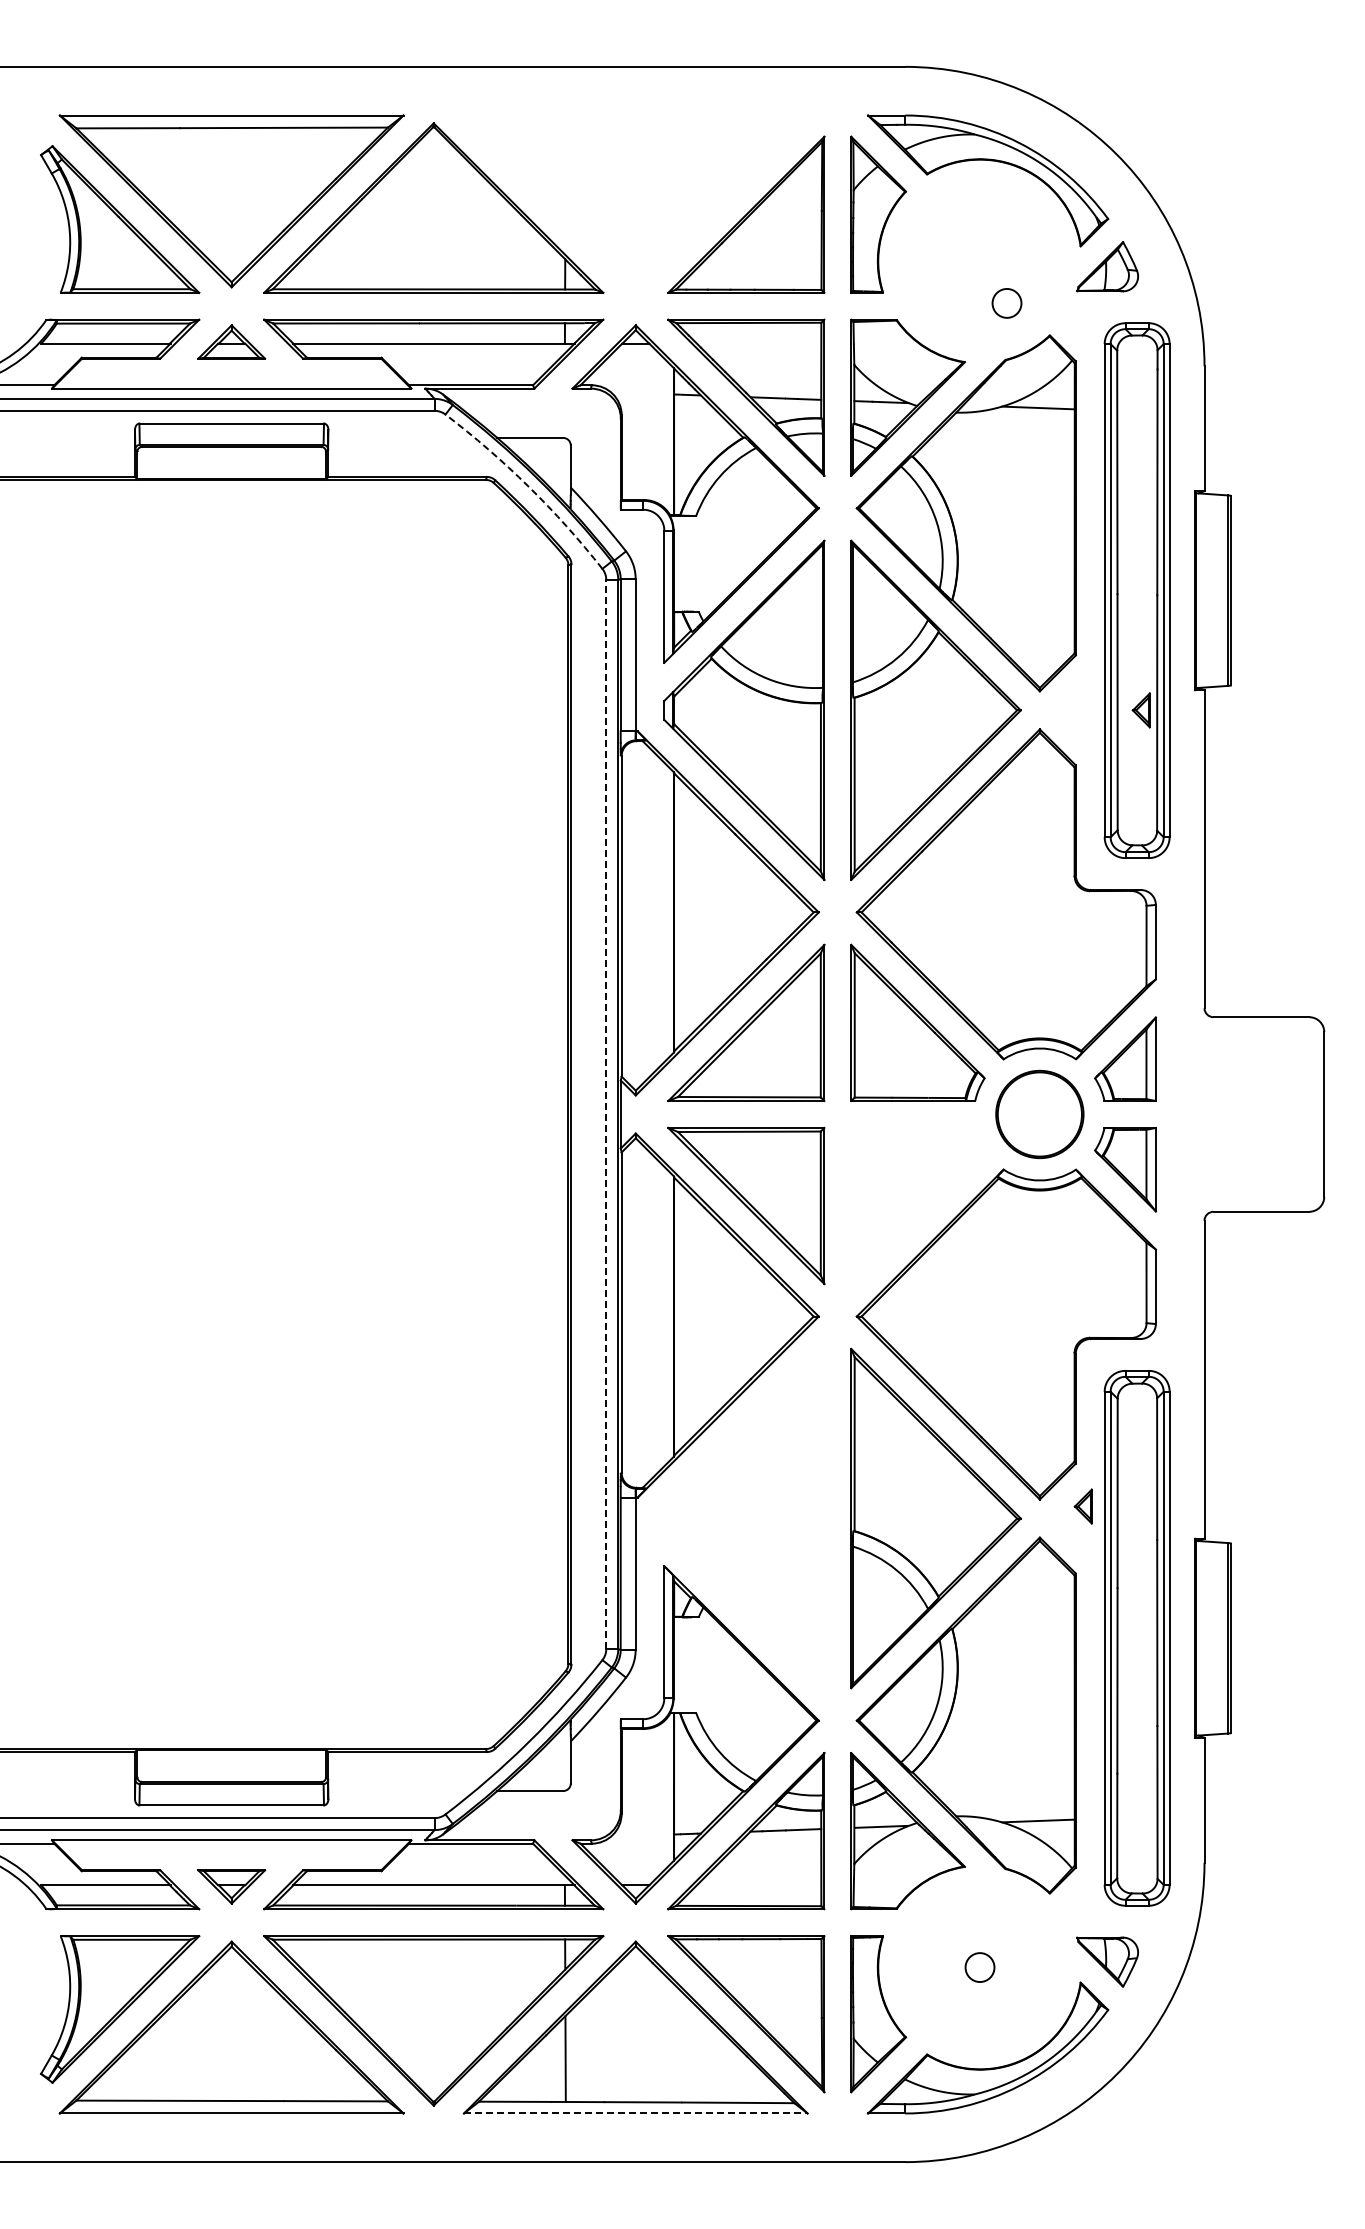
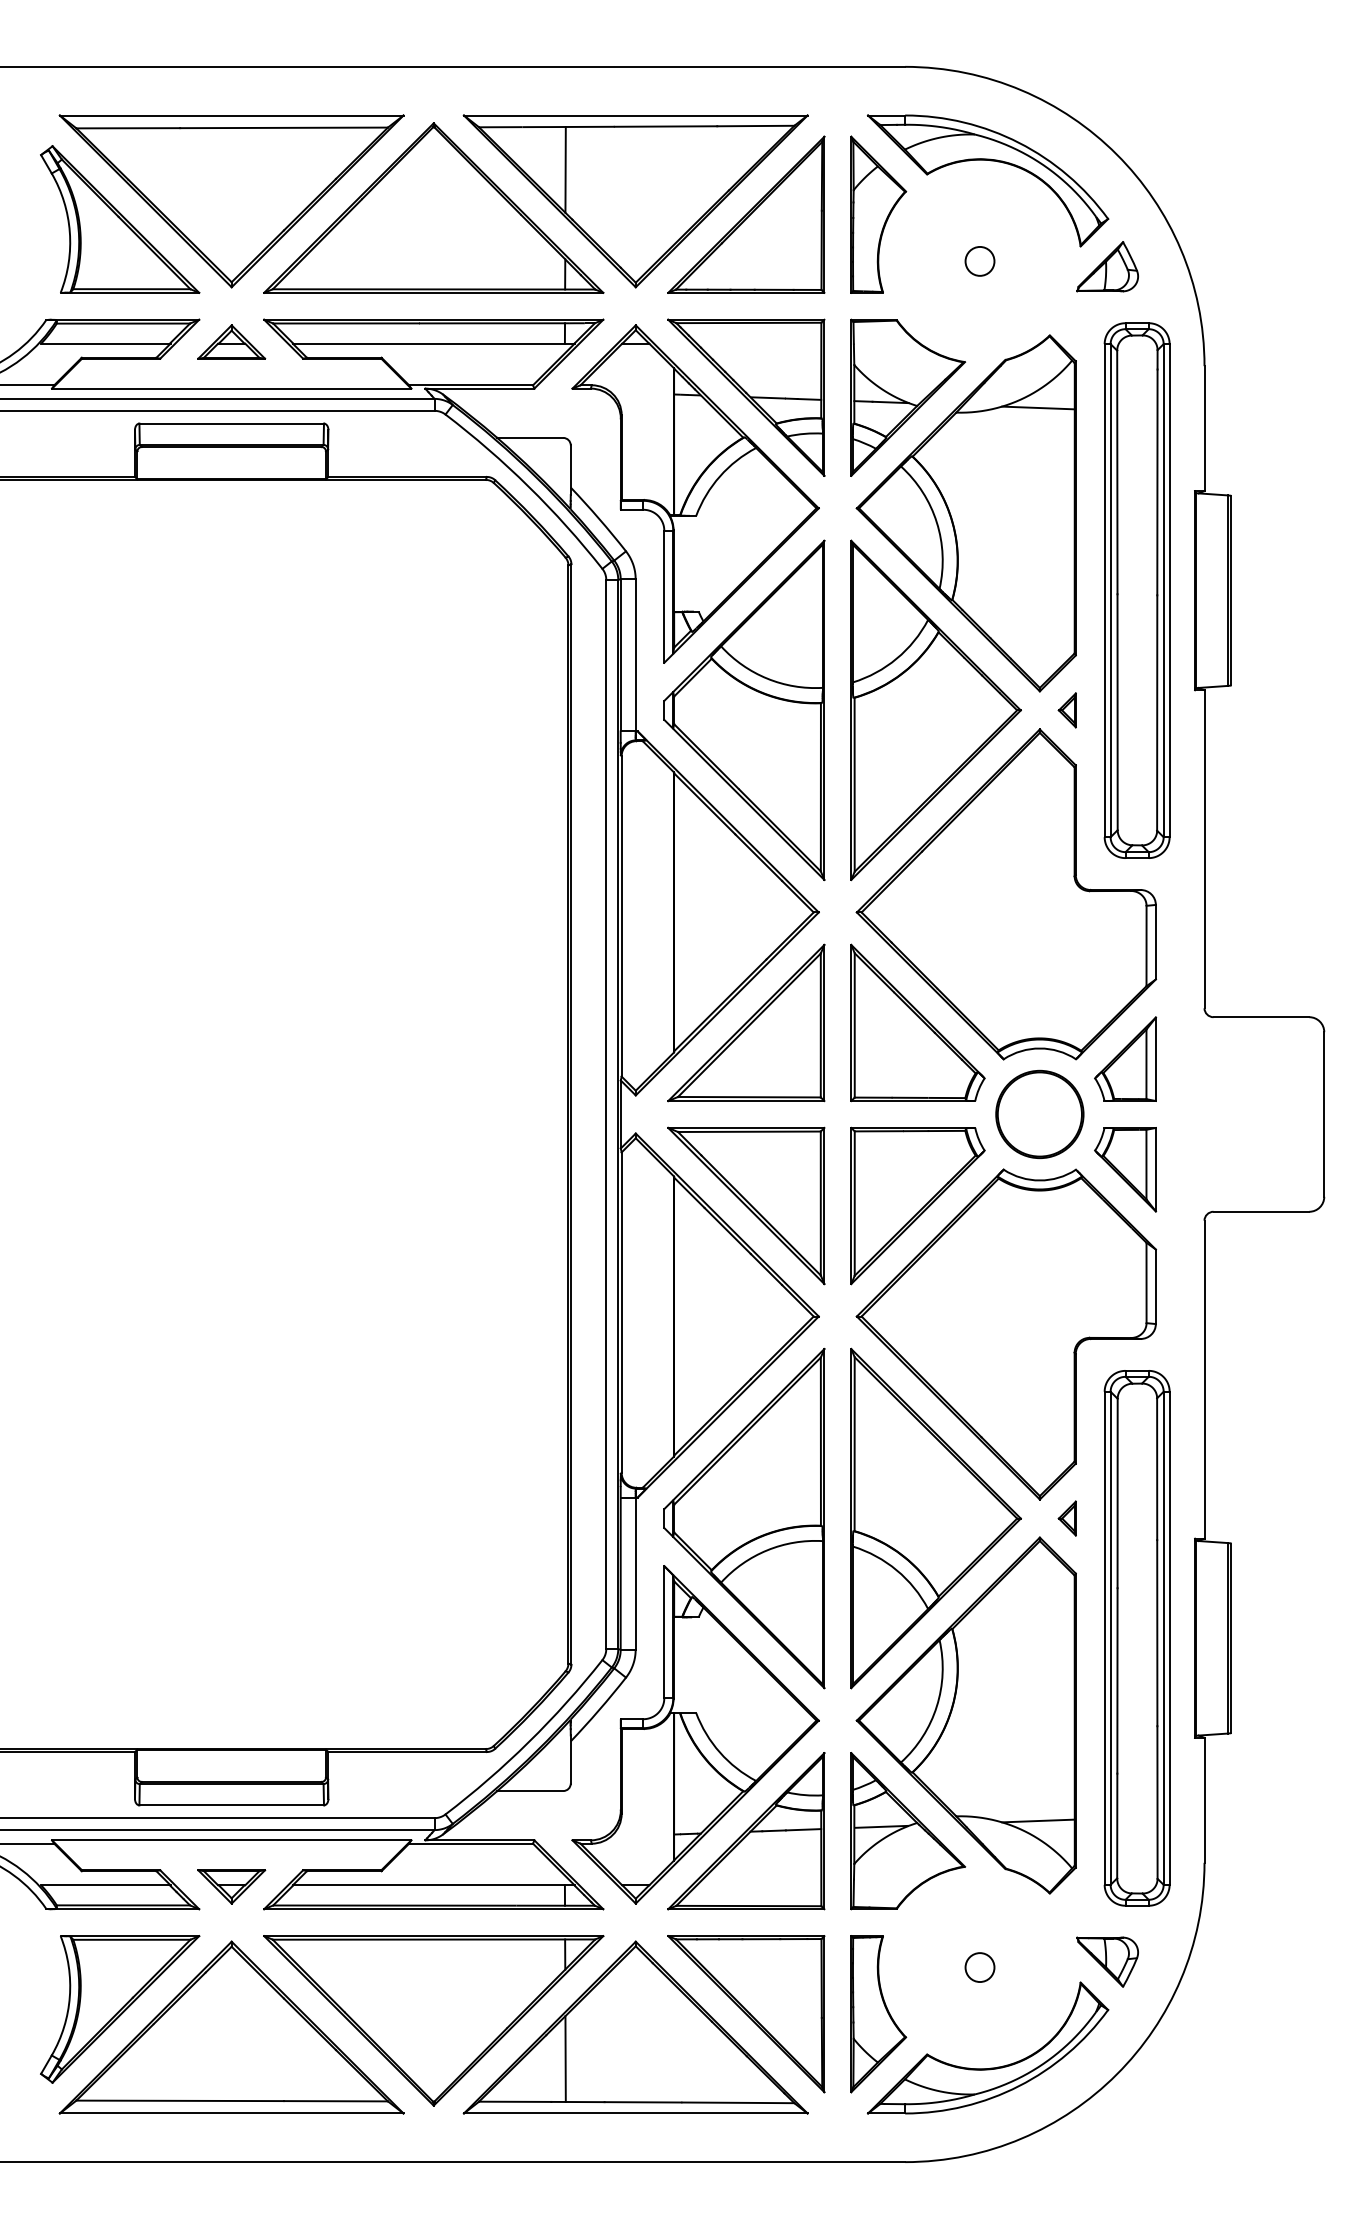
part: none -> present (635, 201)
circle position: (1006, 303) -> (979, 261) (979, 261)
arc: dashed -> solid (528, 486)
part position: (1140, 710) -> (1066, 710) (1066, 710)
line: dashed -> solid (606, 1114)
part: none -> present (917, 1205)
part position: (1082, 1506) -> (1066, 1518) (1066, 1518)
part: none -> present (744, 1518)
line: dashed -> solid (635, 2113)
